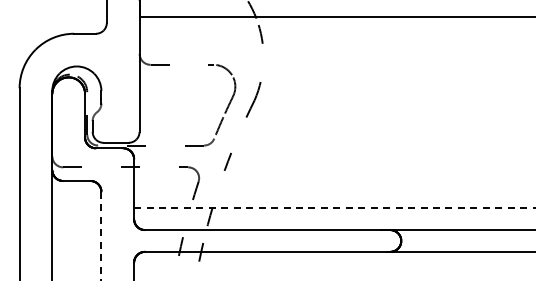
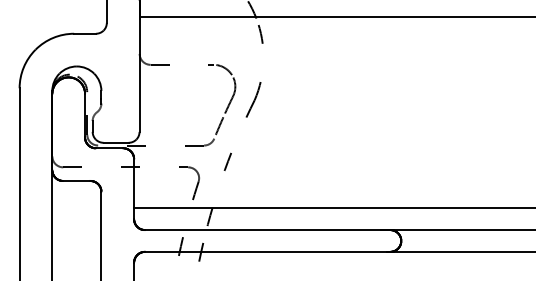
line: dashed -> solid (335, 208)
line: dashed -> solid (101, 236)
